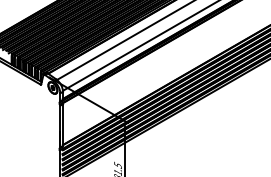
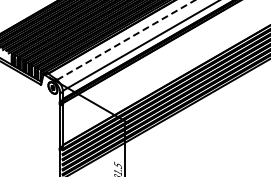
line: solid -> dashed (126, 40)
